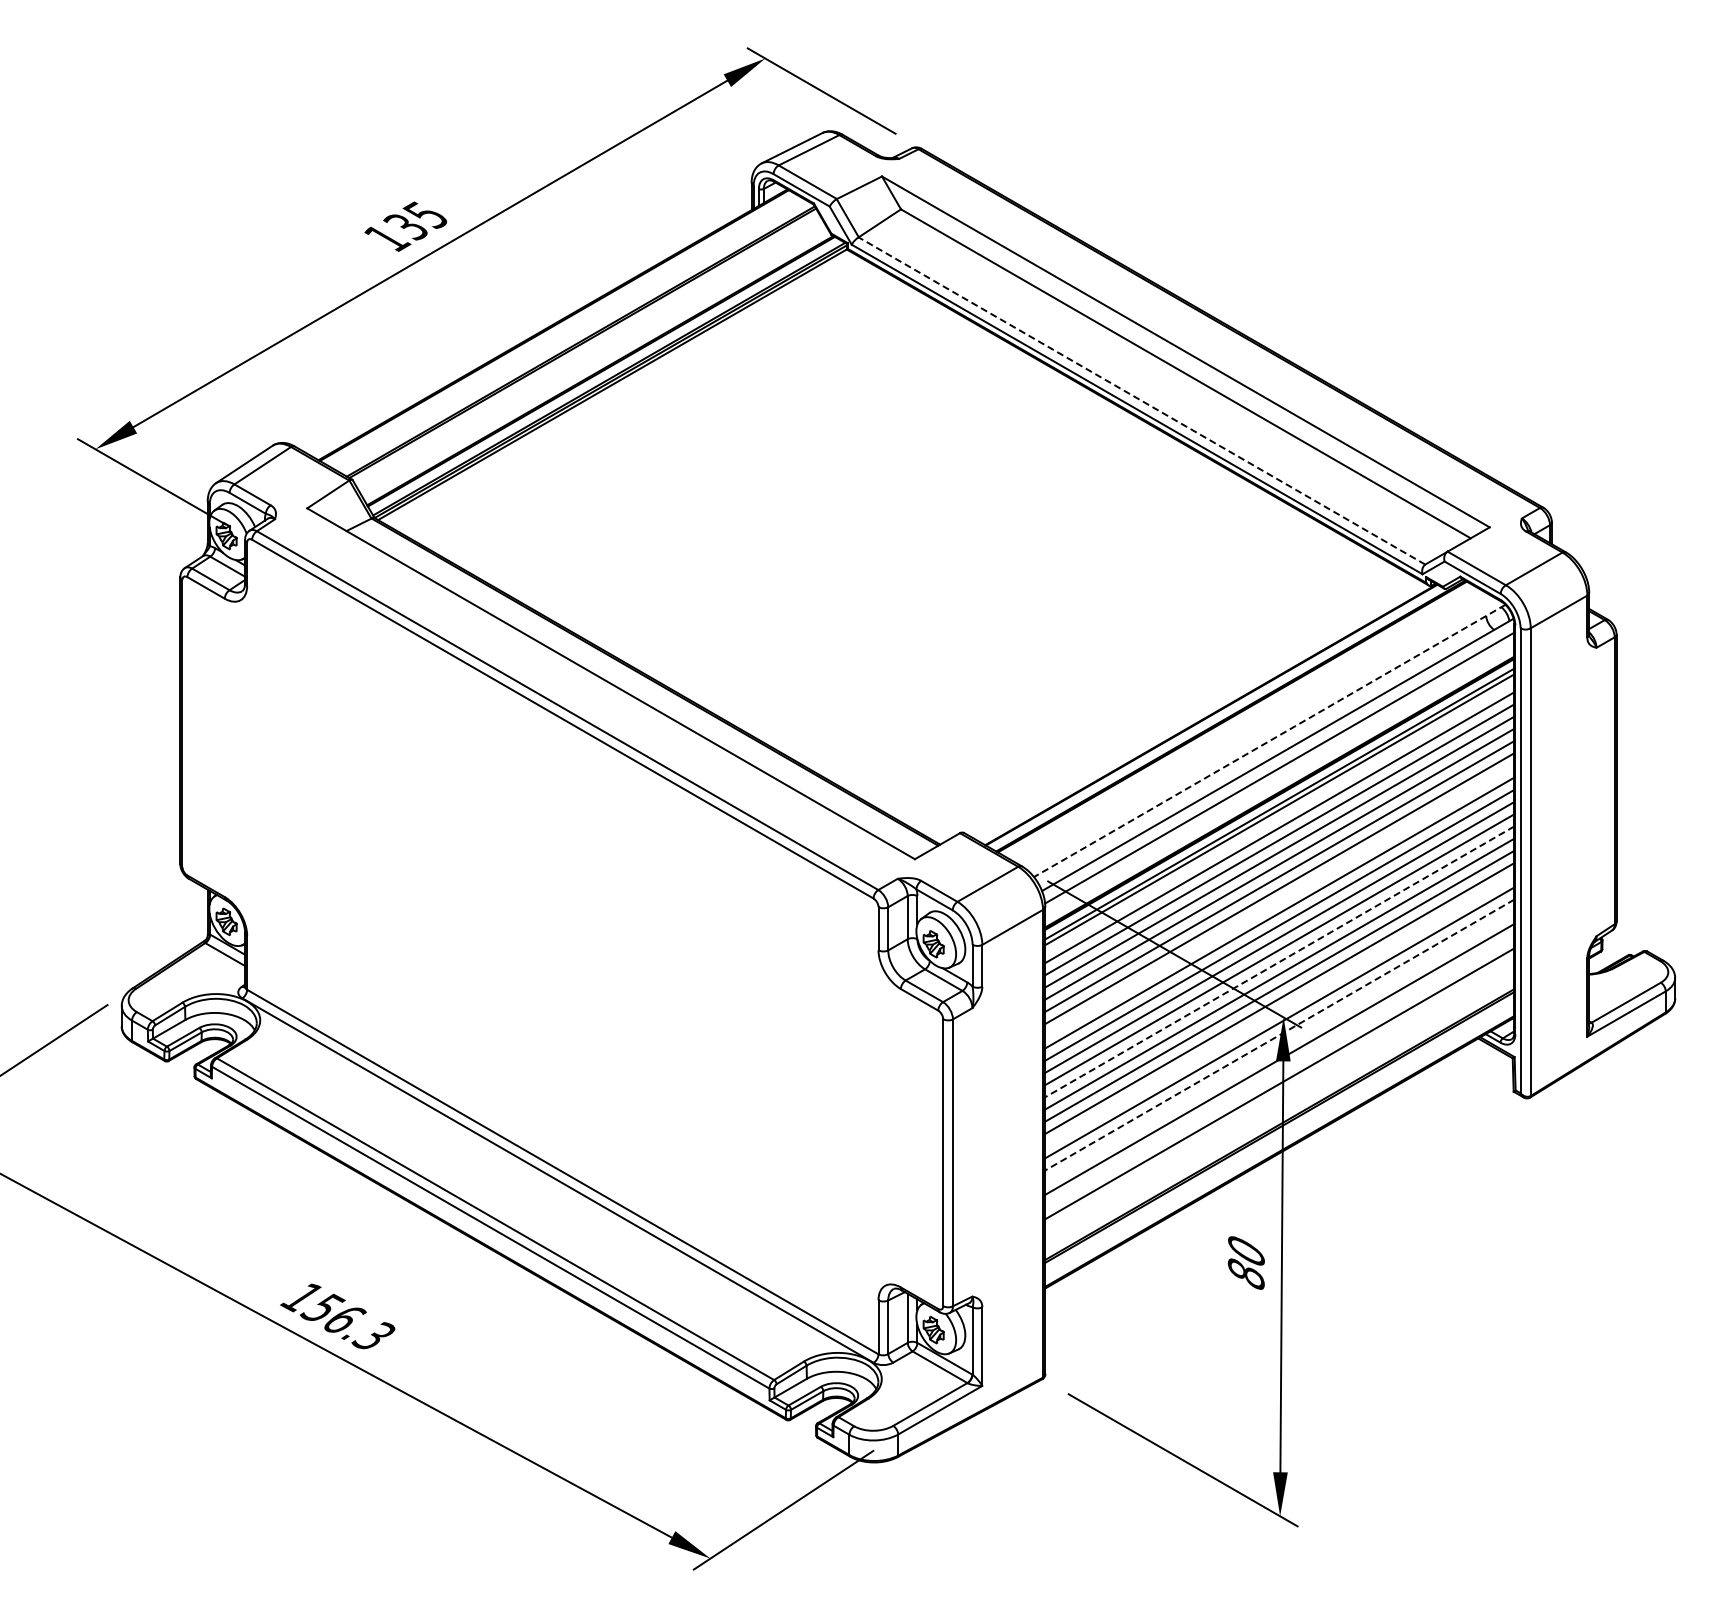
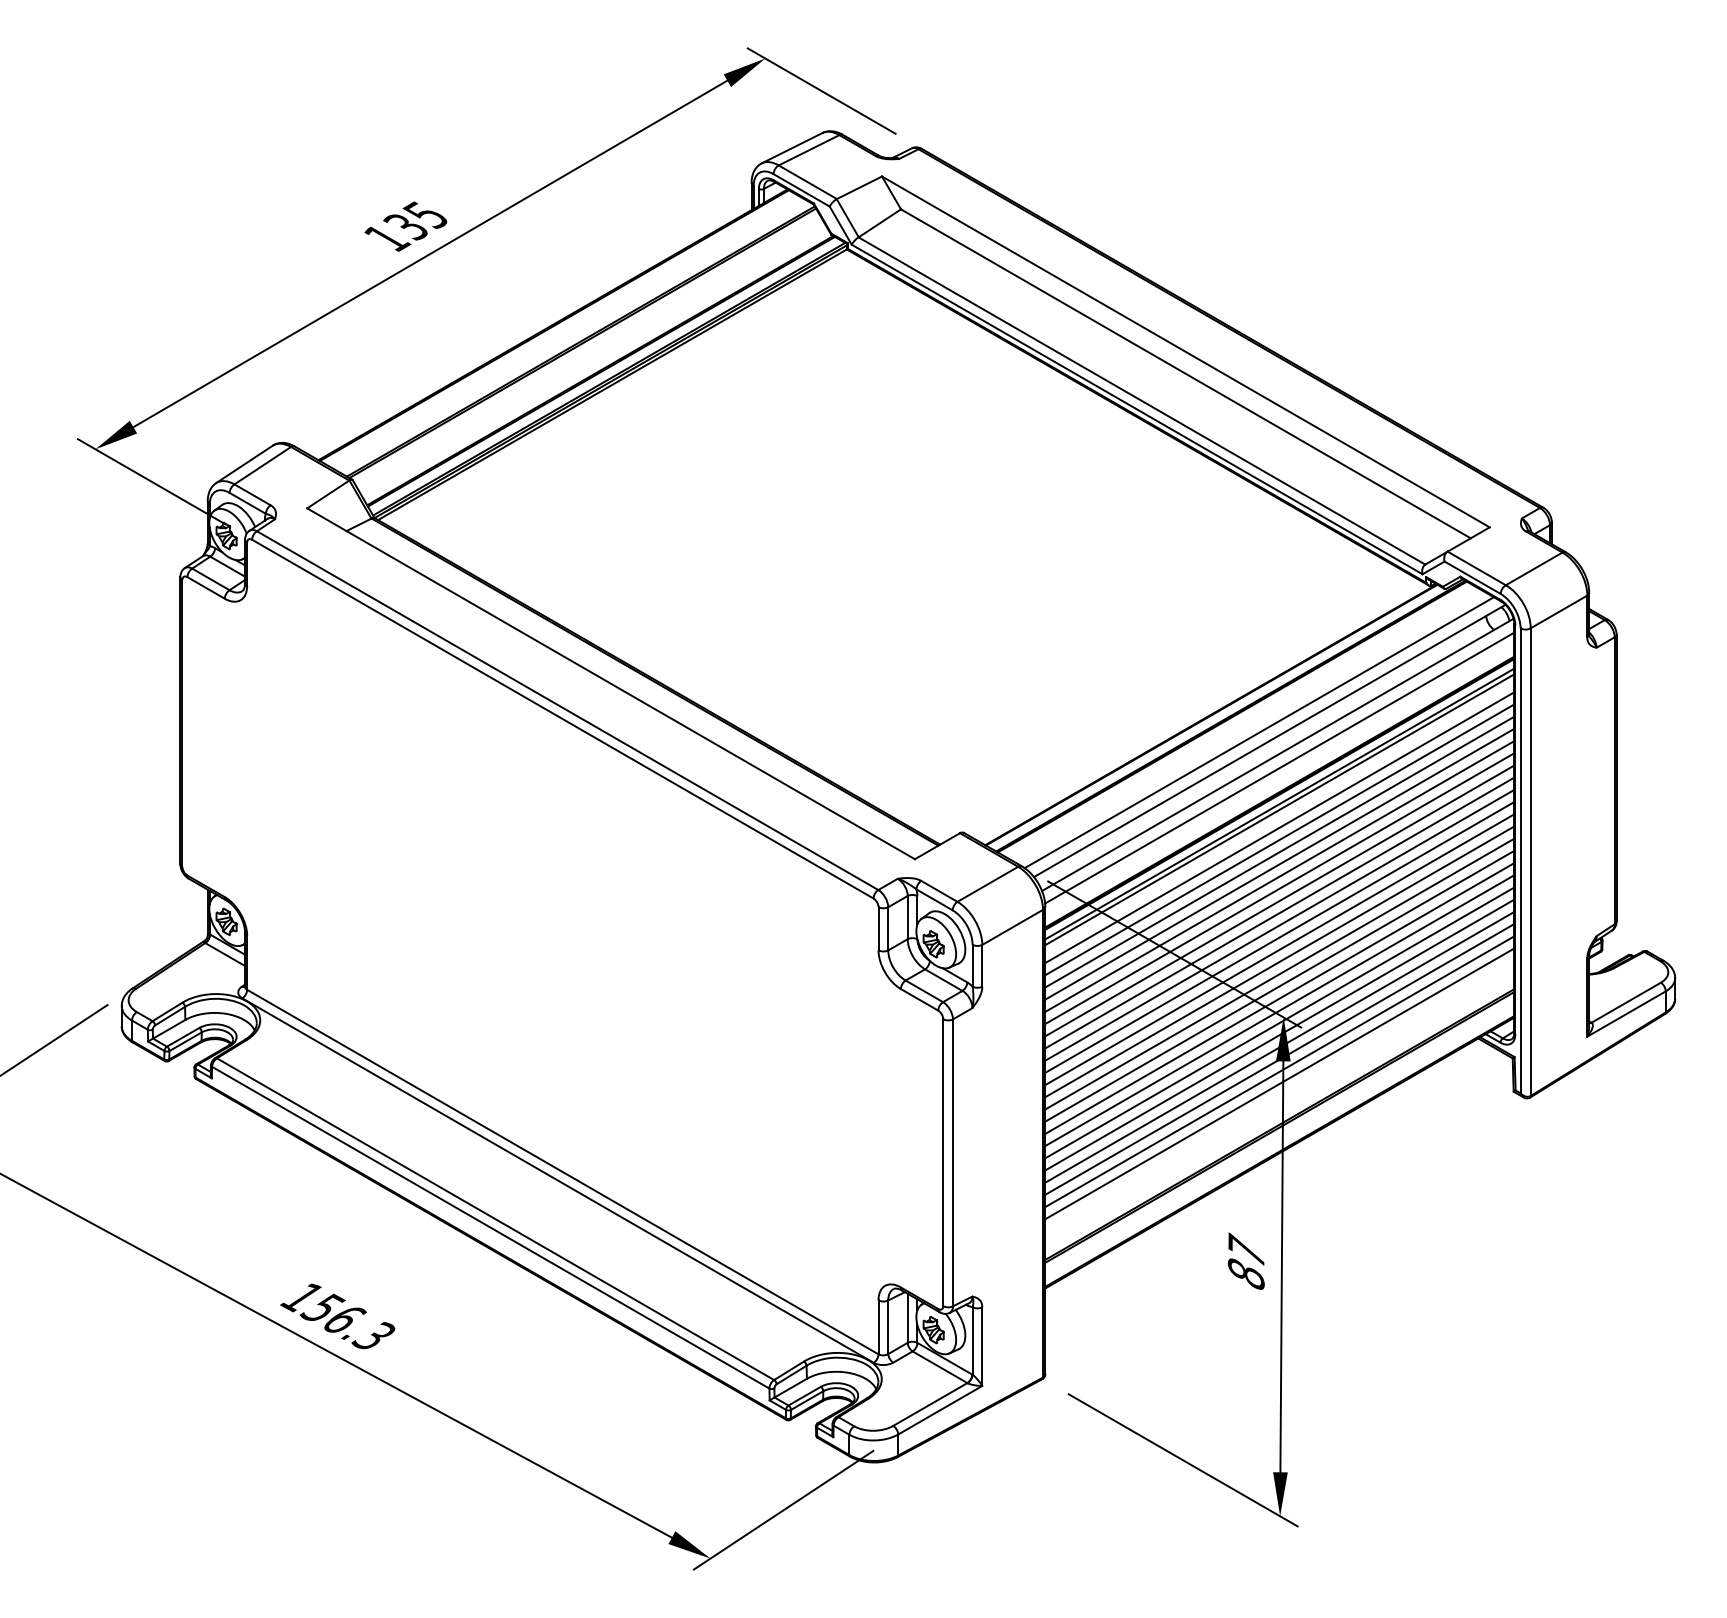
line: dashed -> solid (1141, 400)
line: none -> present (1258, 732)
line: dashed -> solid (1269, 741)
line: none -> present (1279, 900)
line: dashed -> solid (1279, 961)
line: none -> present (1279, 1010)
line: dashed -> solid (1279, 1035)
line: none -> present (1279, 1046)
line: none -> present (1279, 1071)
text: 80 -> 87 (1246, 1248)
